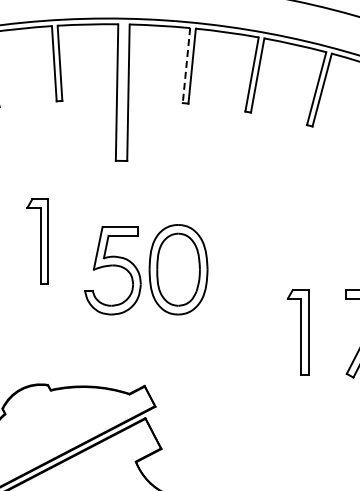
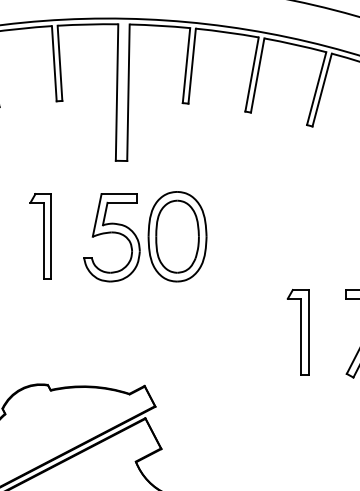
line: dashed -> solid (186, 65)
part position: (37, 241) -> (40, 236) (40, 236)
part position: (146, 269) -> (145, 236) (145, 236)
